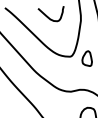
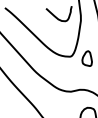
curve position: (48, 16) -> (56, 16) (56, 16)
